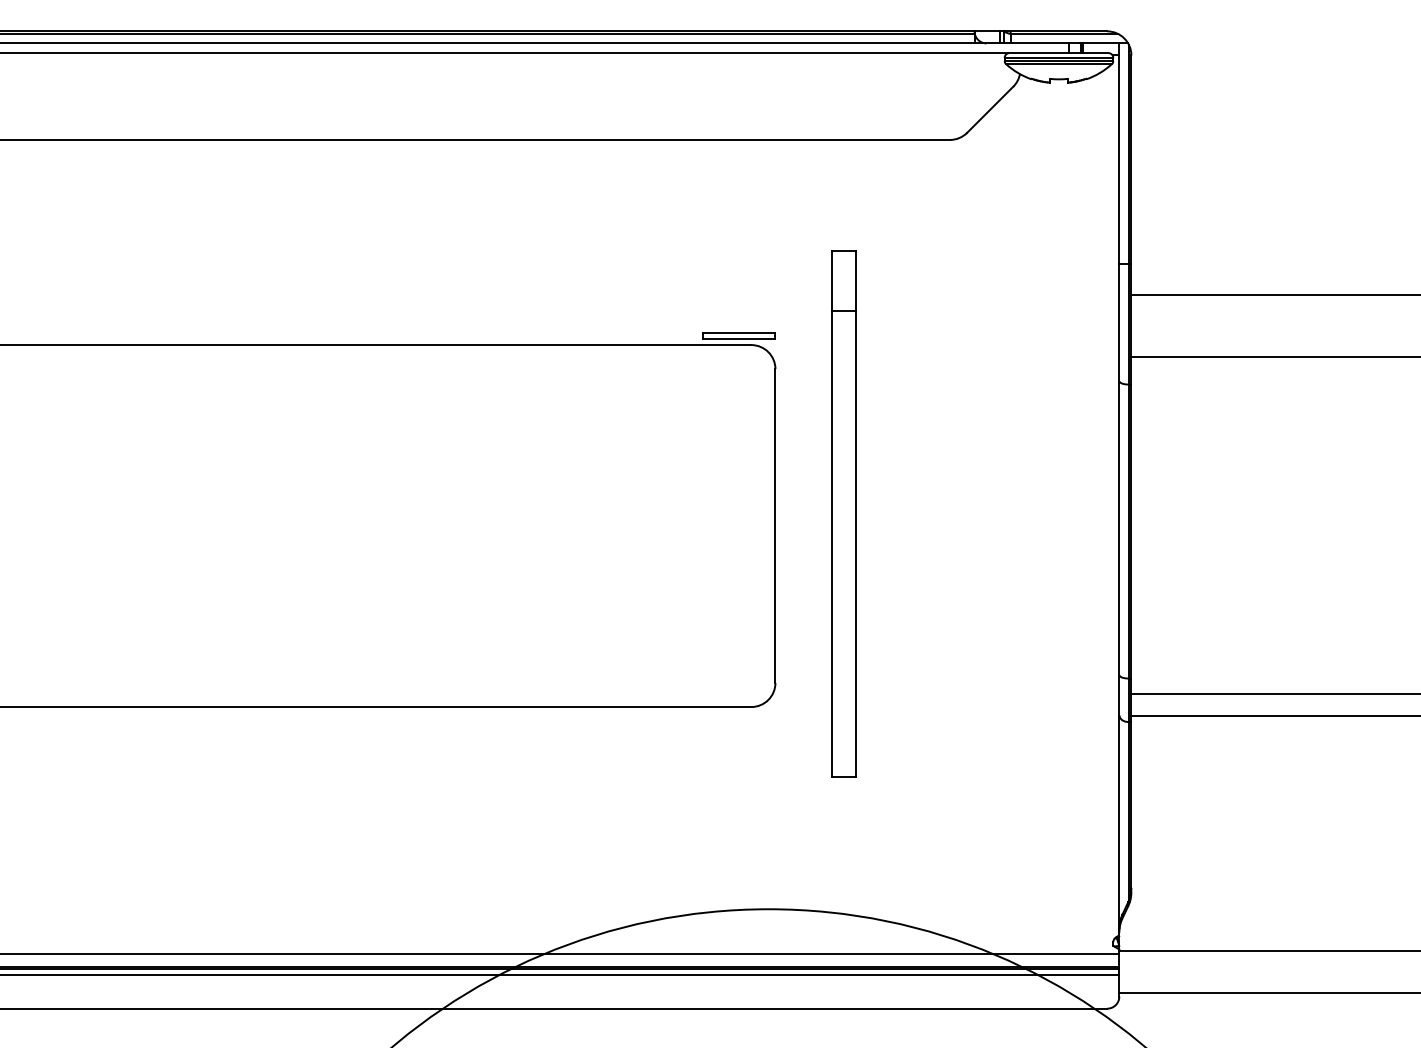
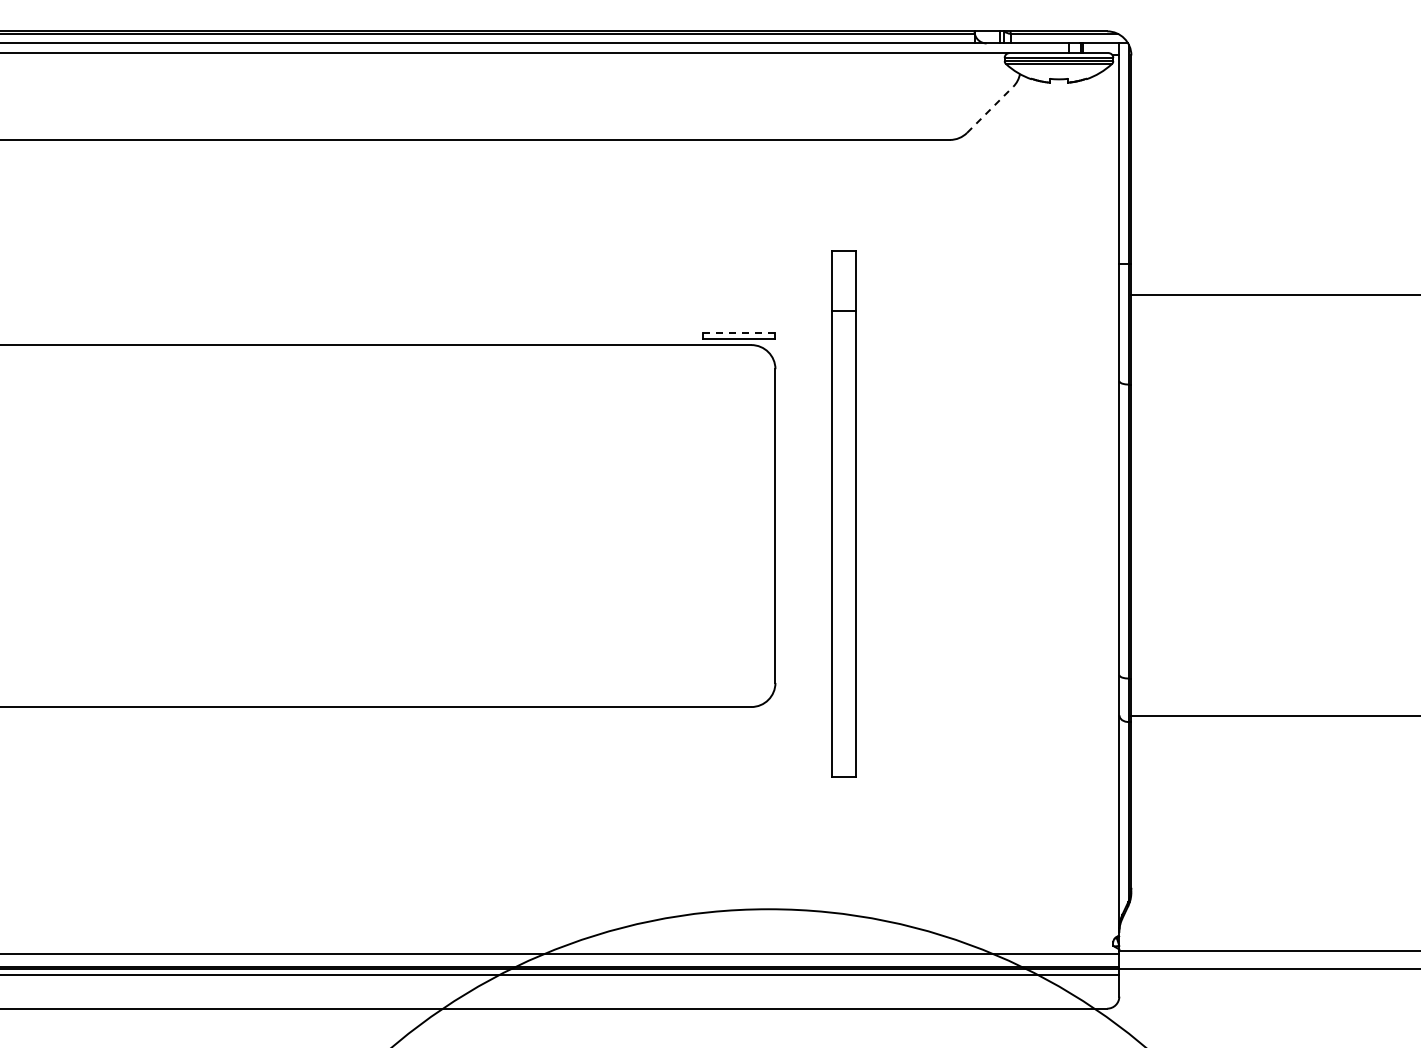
line: solid -> dashed (990, 109)
line: solid -> dashed (738, 333)
line: present -> none (1274, 357)
line: present -> none (1274, 694)
line position: (1268, 993) -> (1268, 969) (1268, 969)
